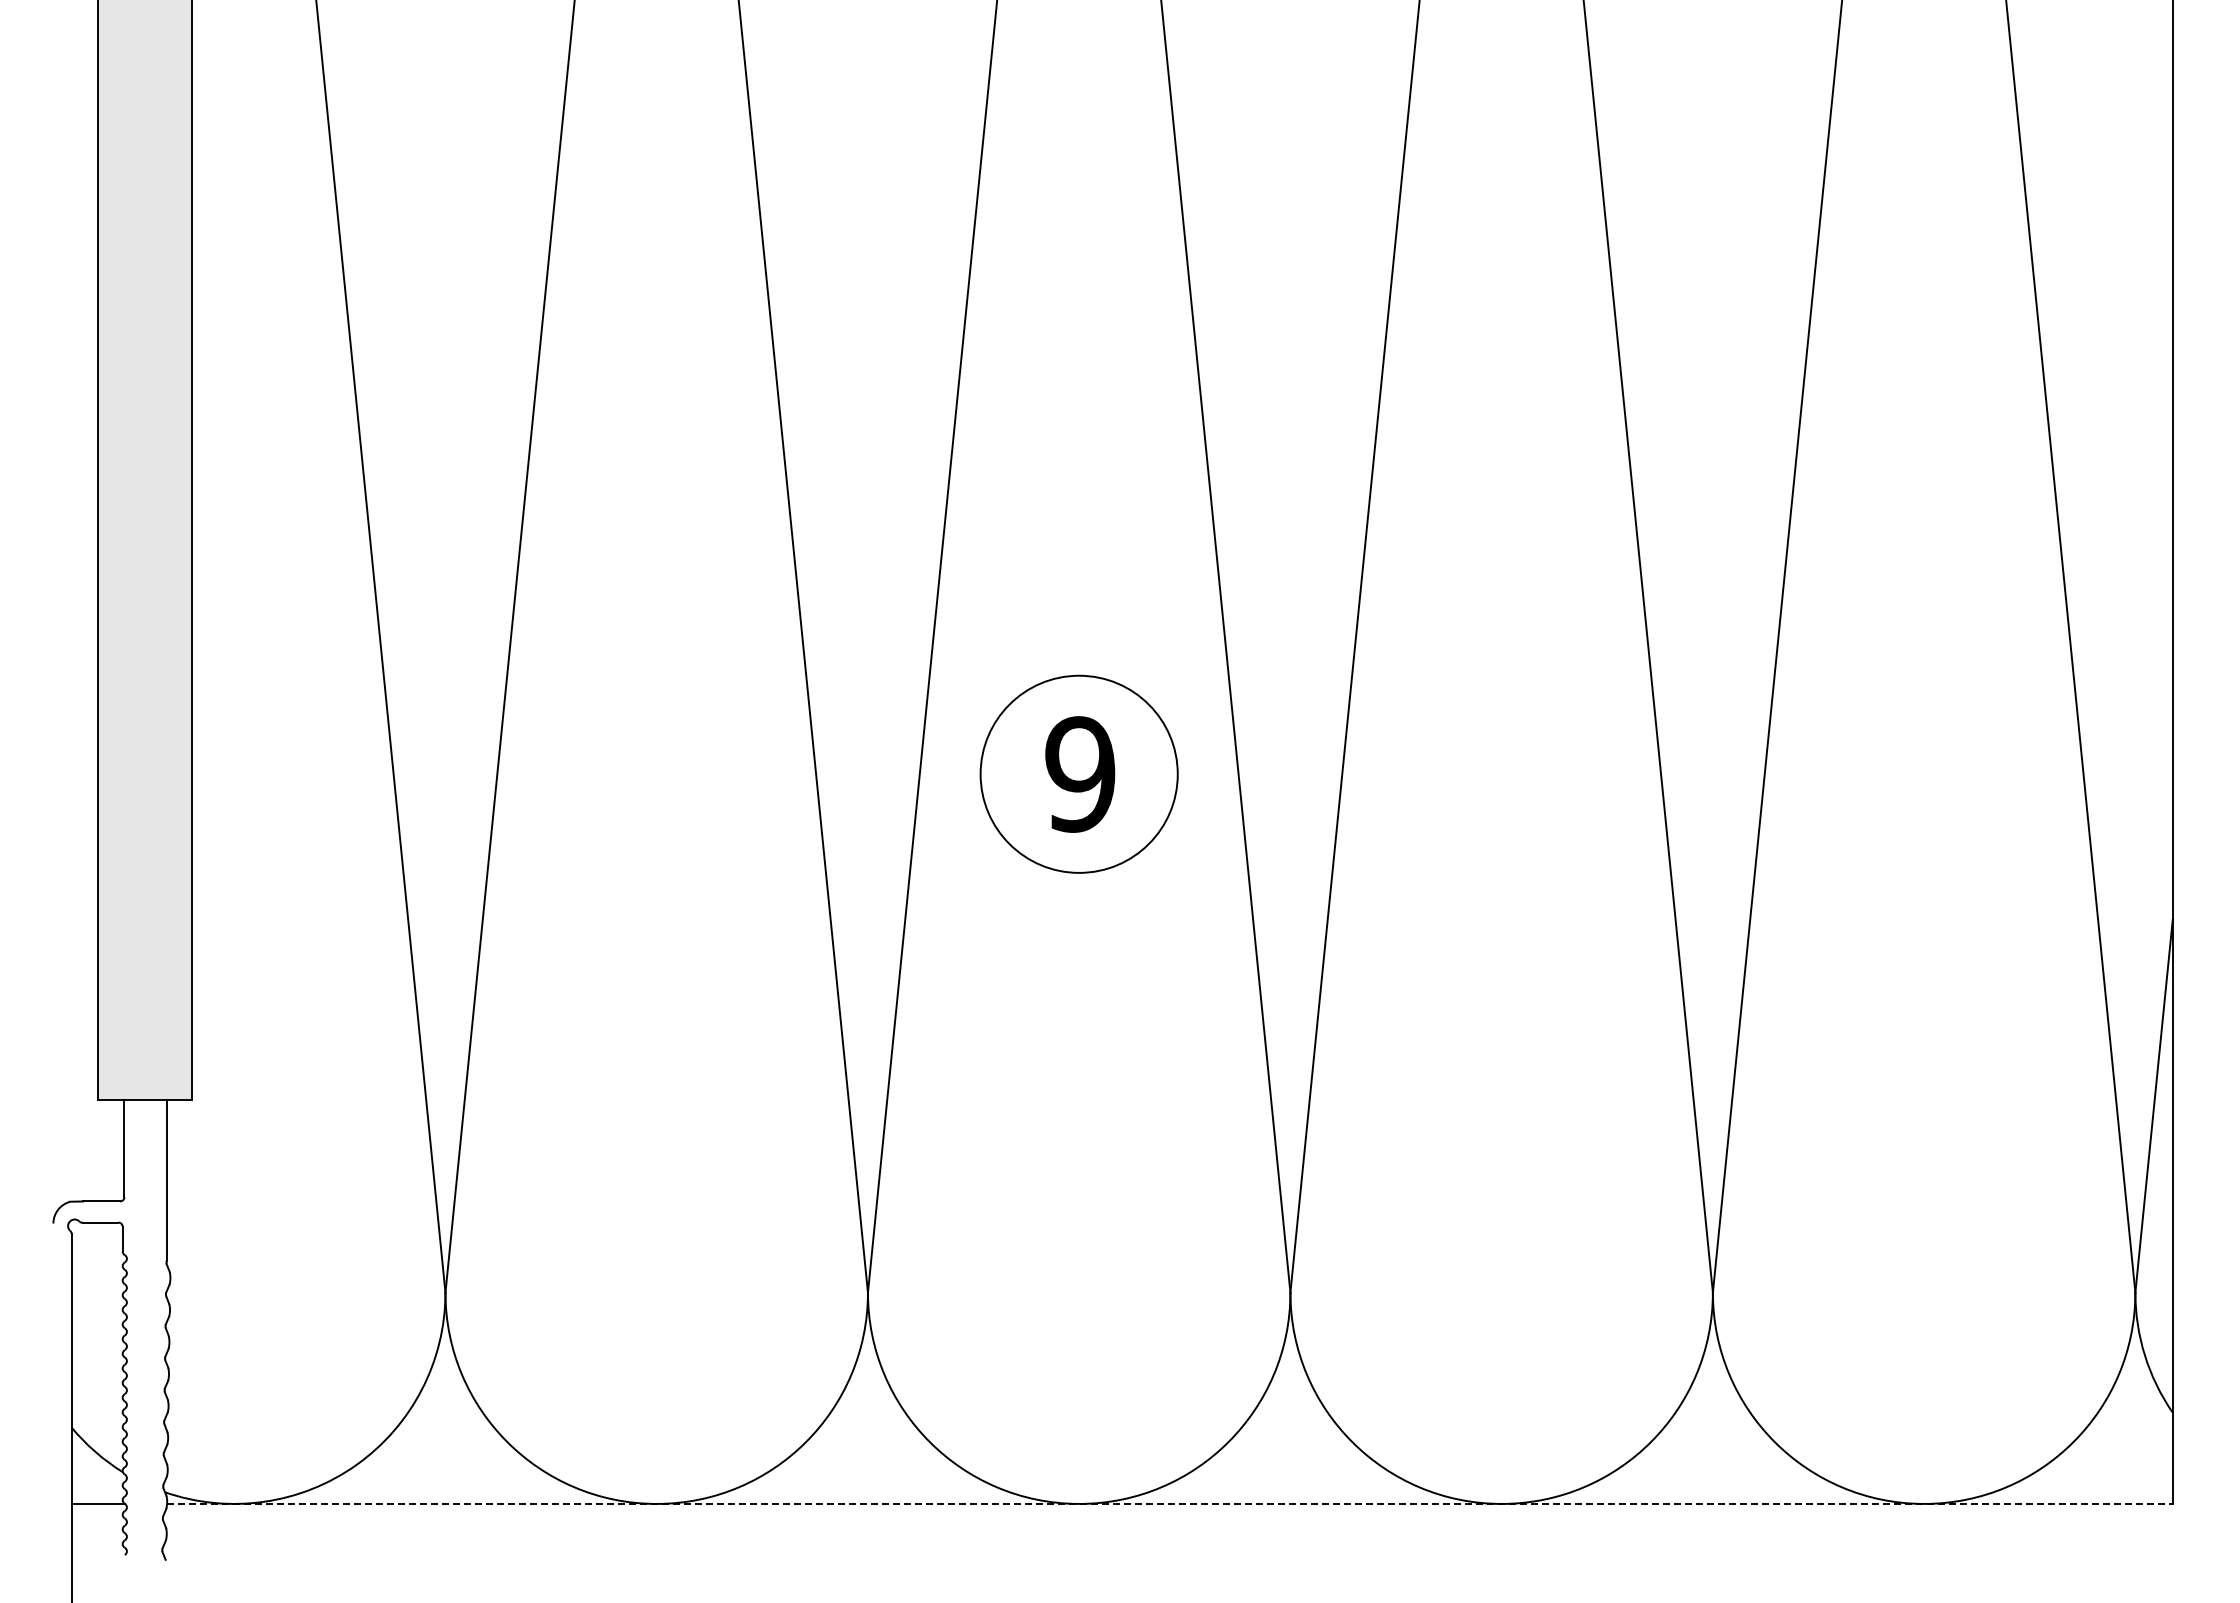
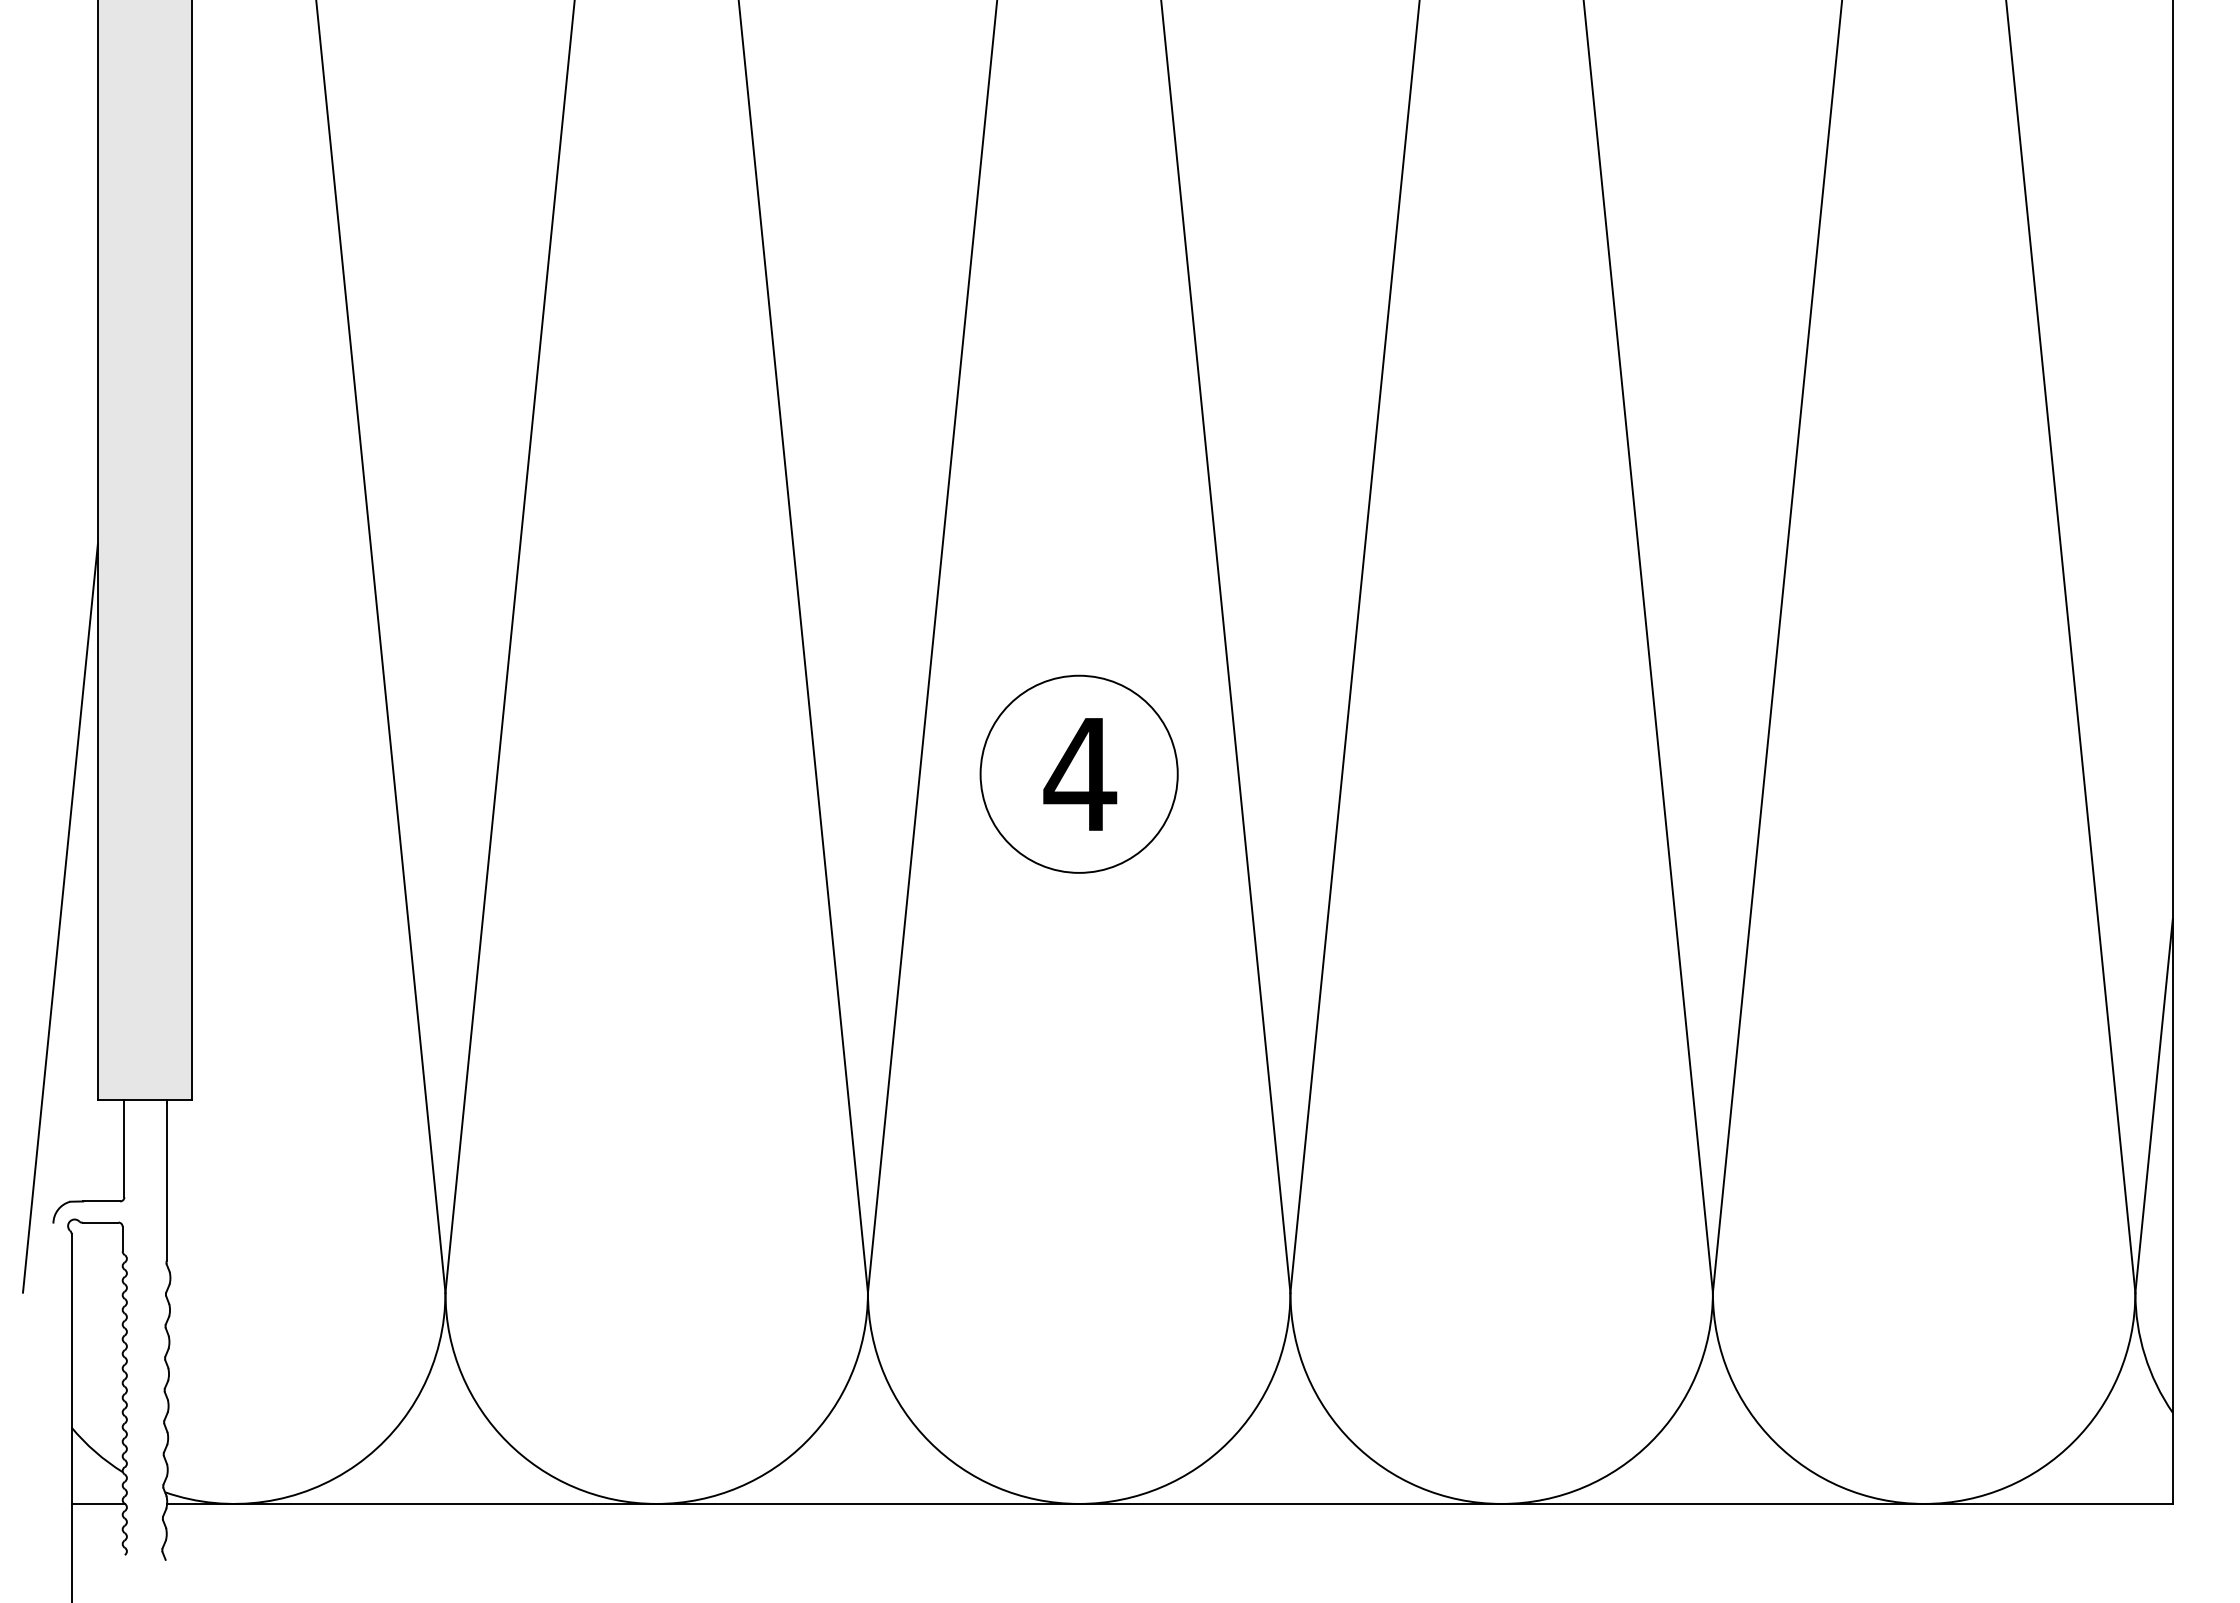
text: 9 -> 4 (1080, 774)
line: none -> present (60, 917)
line: dashed -> solid (1170, 1503)
